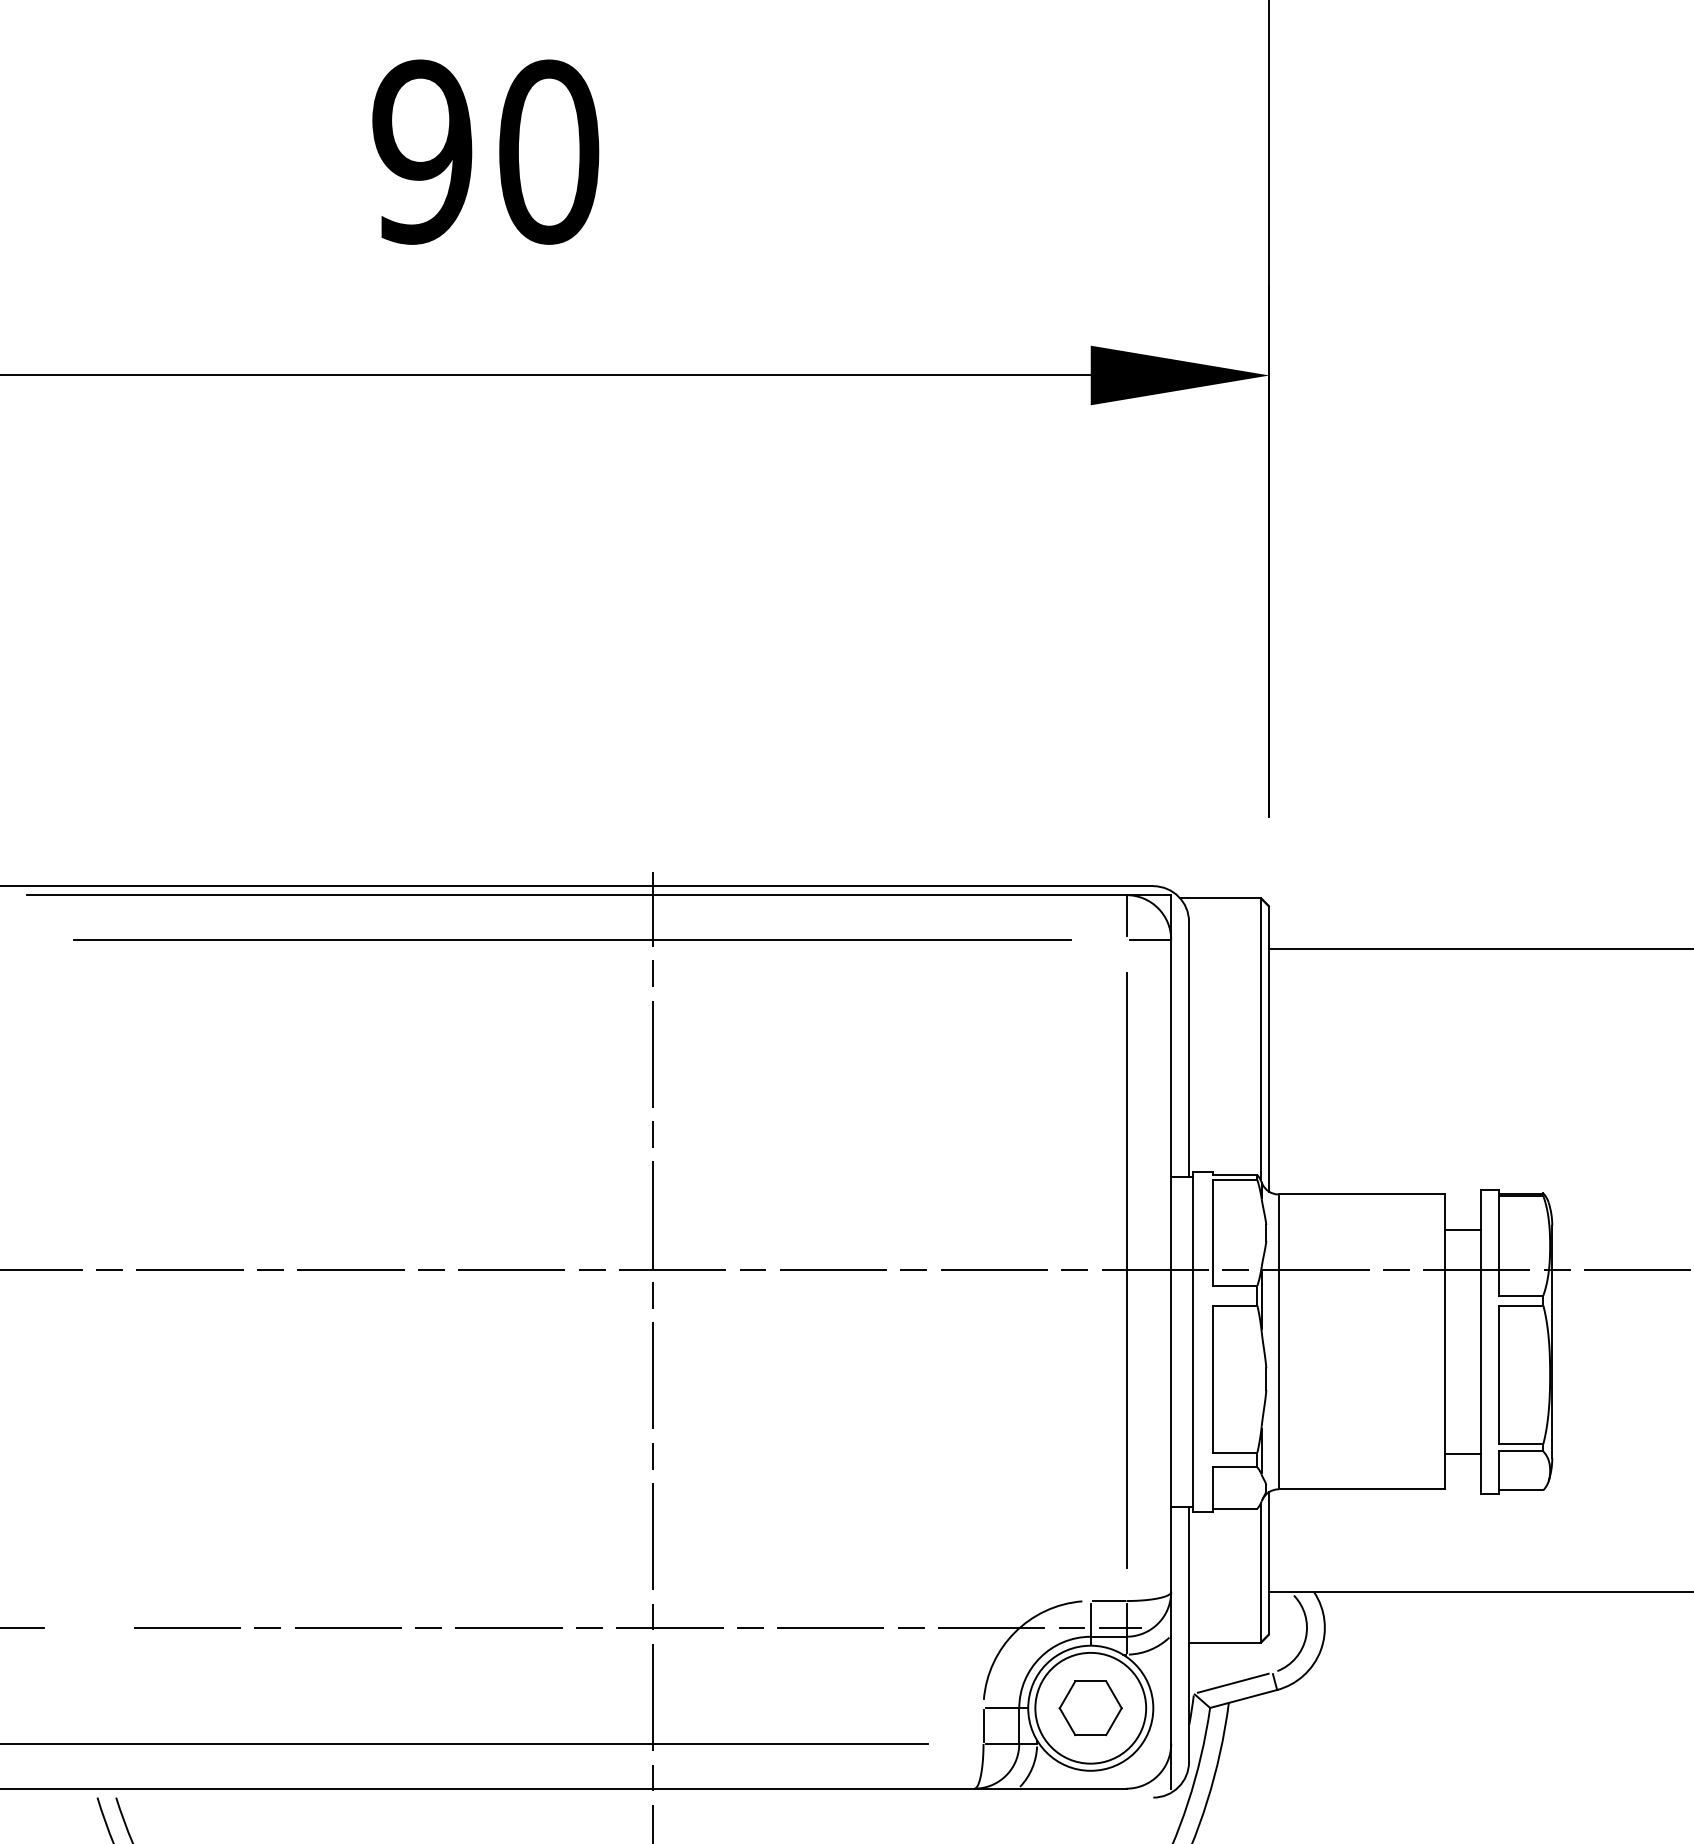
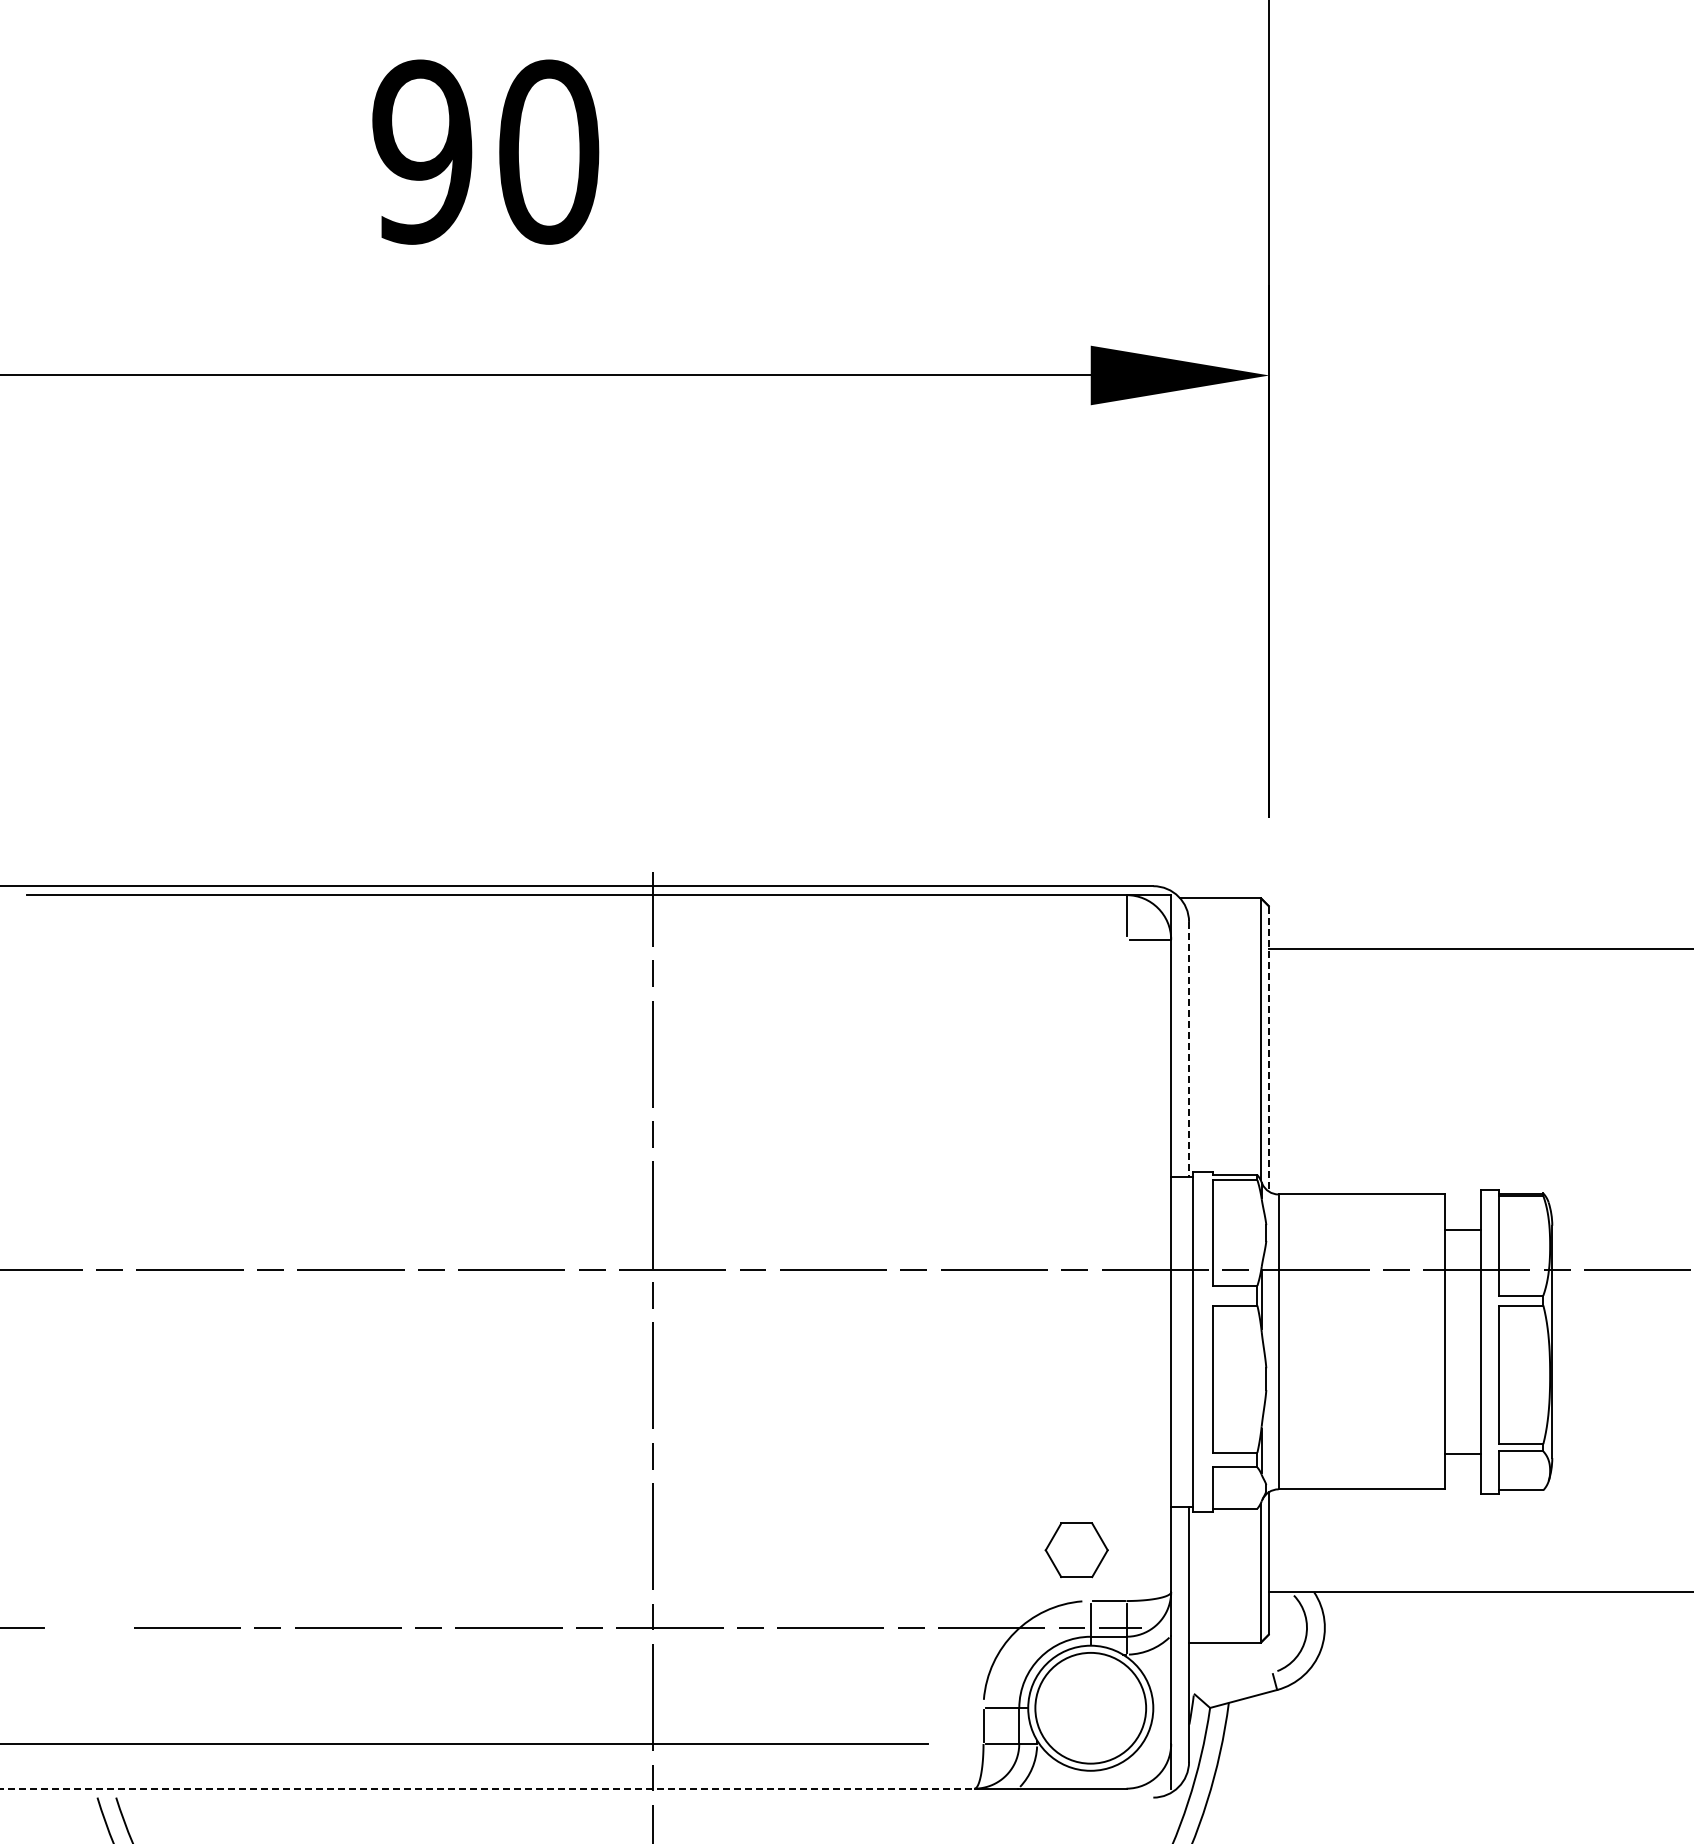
line: present -> none (572, 939)
line: solid -> dashed (1189, 1049)
line: solid -> dashed (1269, 1049)
line: present -> none (1126, 1269)
line: present -> none (1232, 1682)
part position: (1090, 1708) -> (1076, 1550) (1076, 1550)
line: solid -> dashed (488, 1788)
